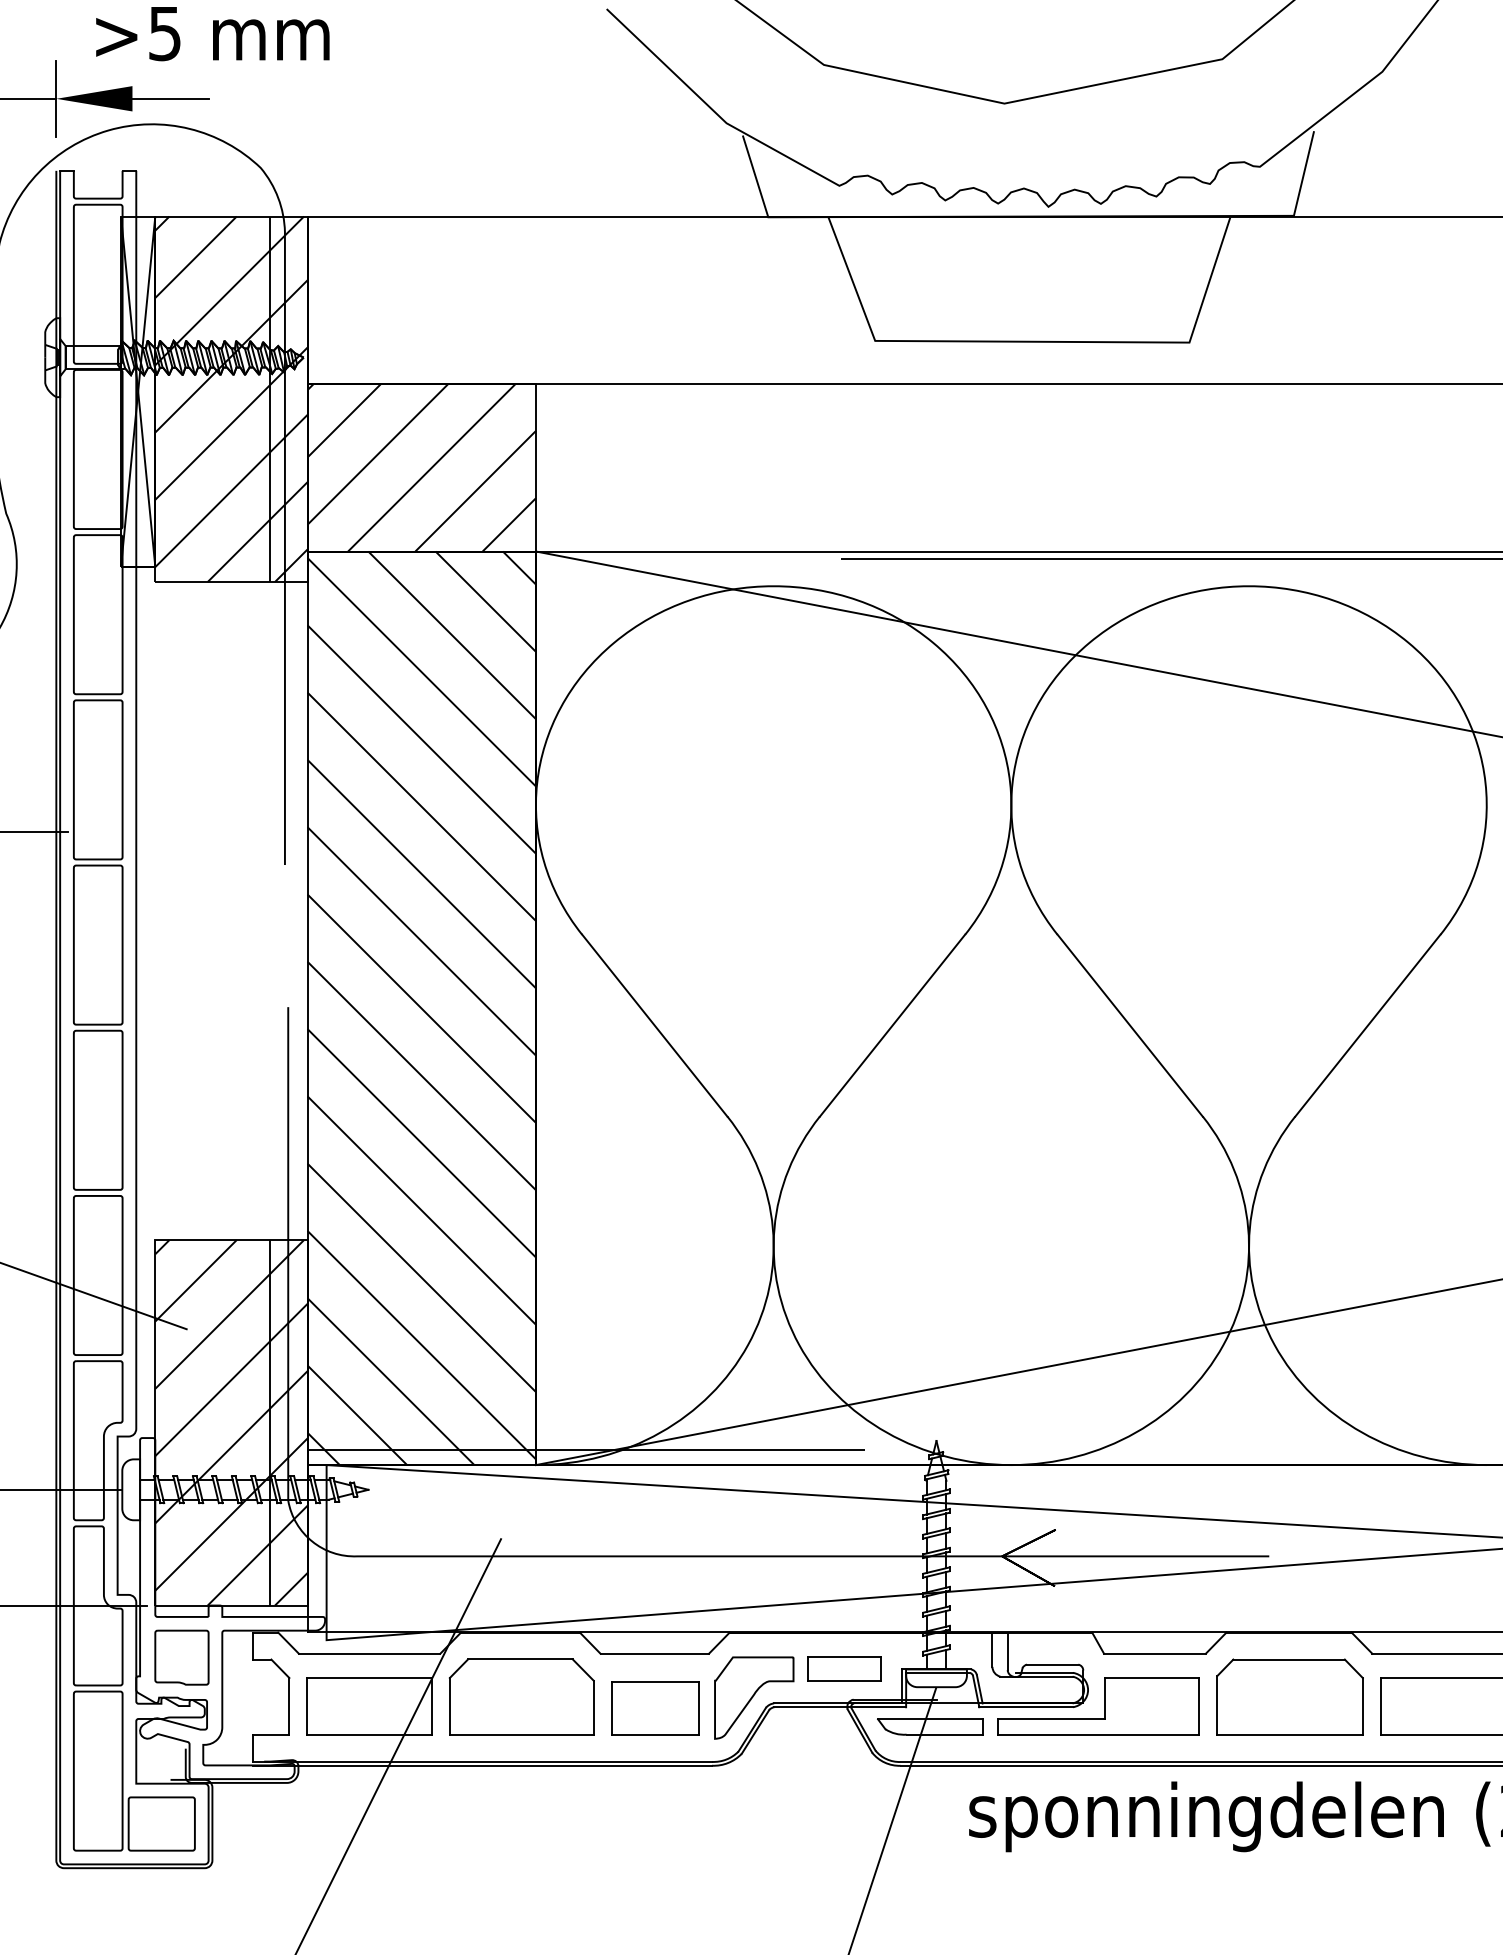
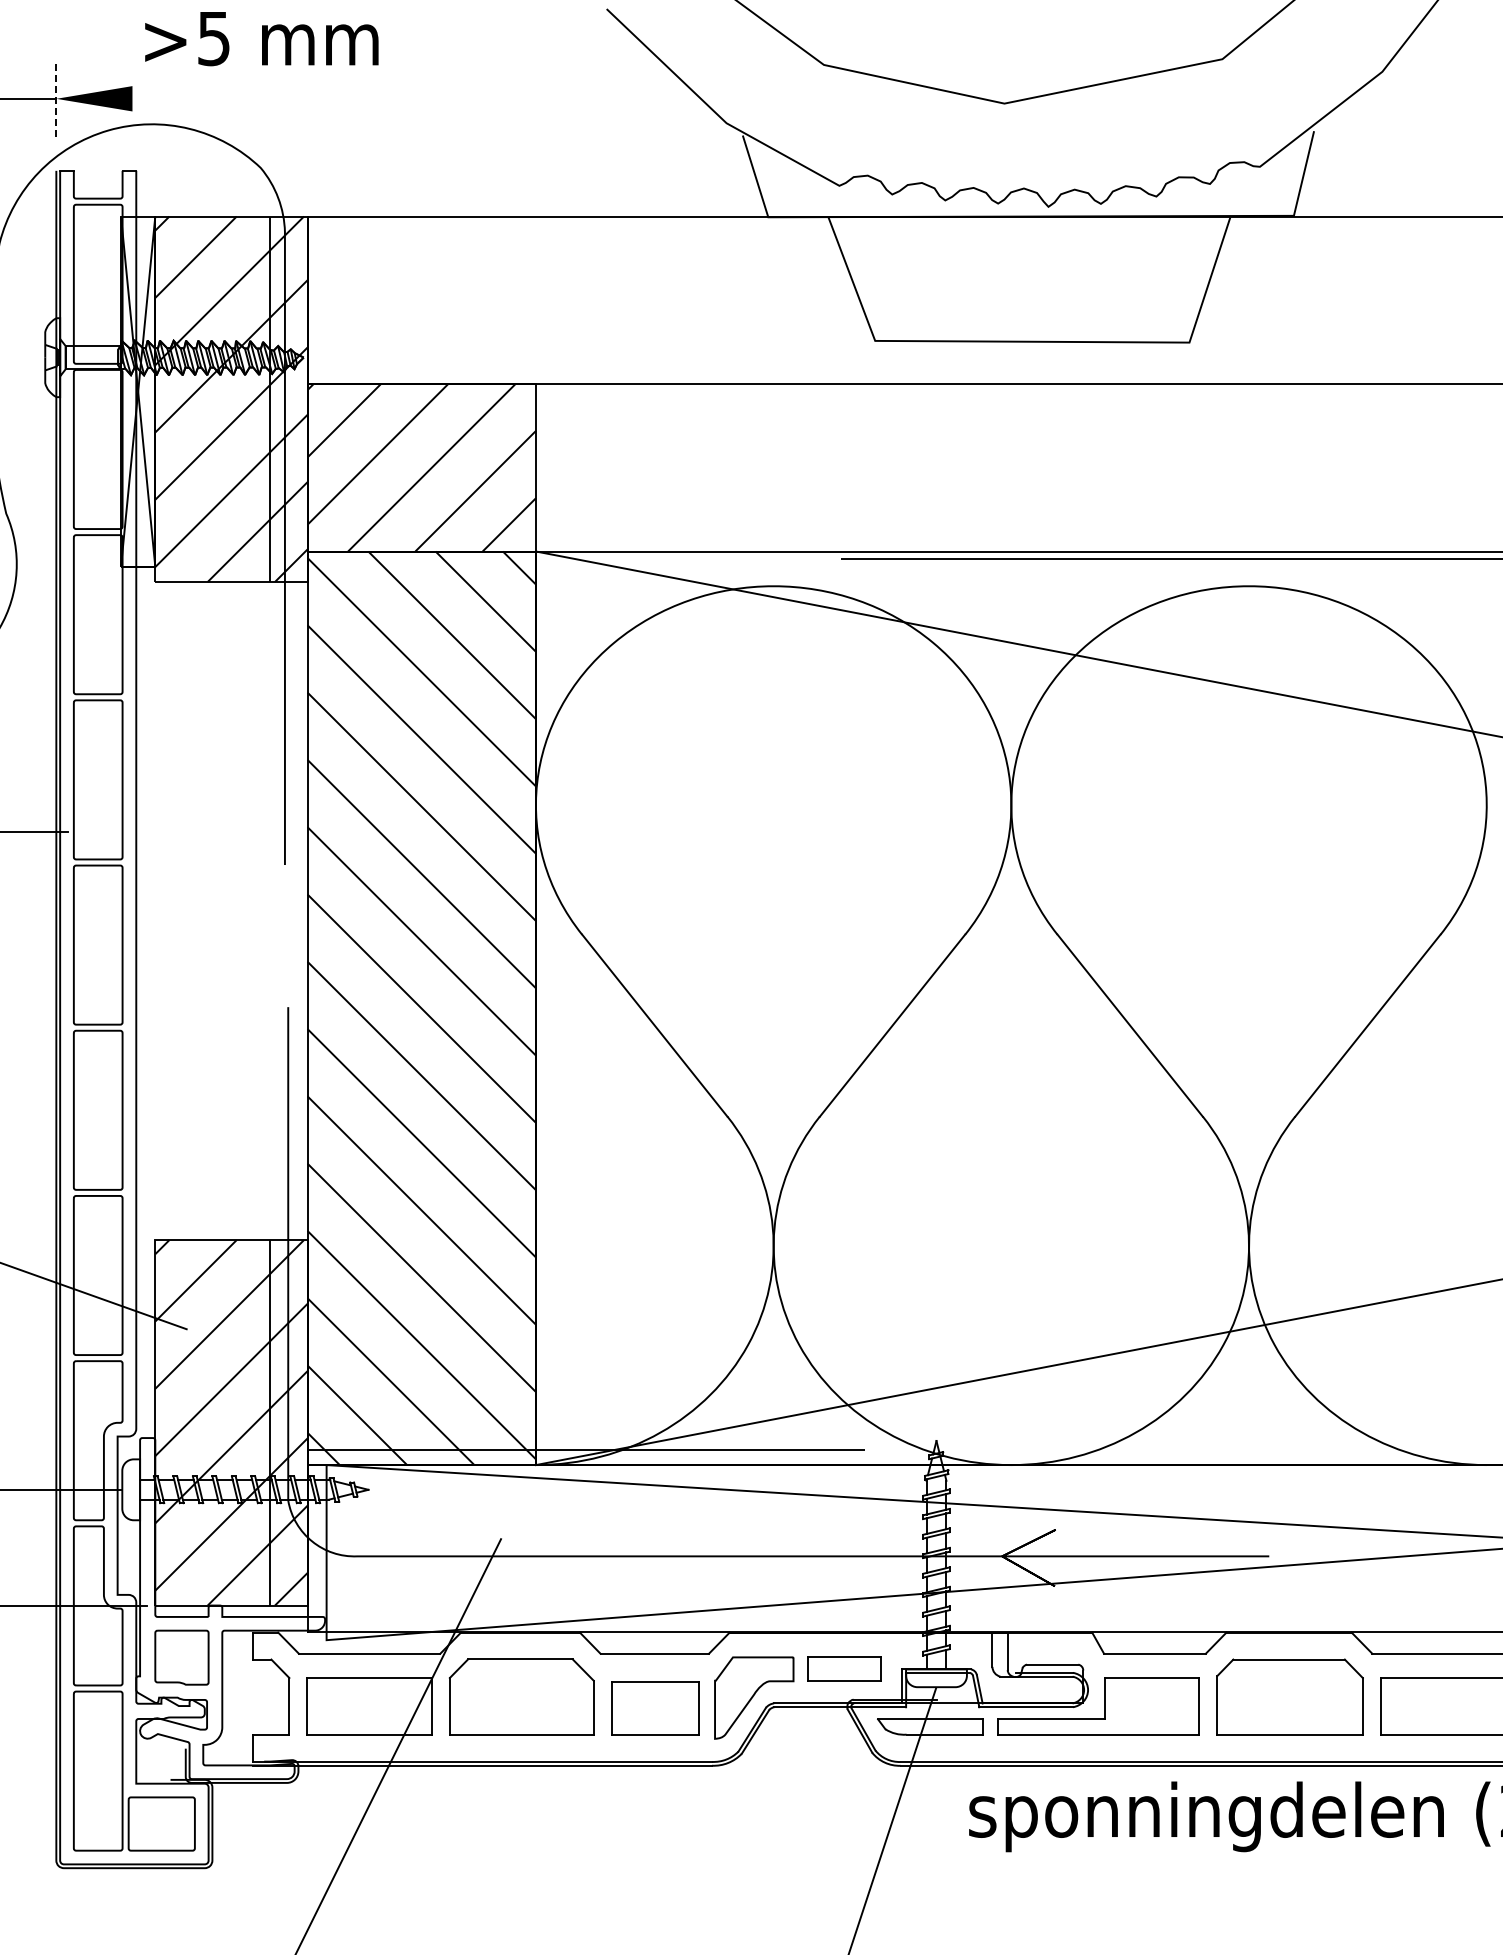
text position: (212, 34) -> (261, 39) (261, 39)
line: solid -> dashed (56, 98)
line: present -> none (170, 98)
